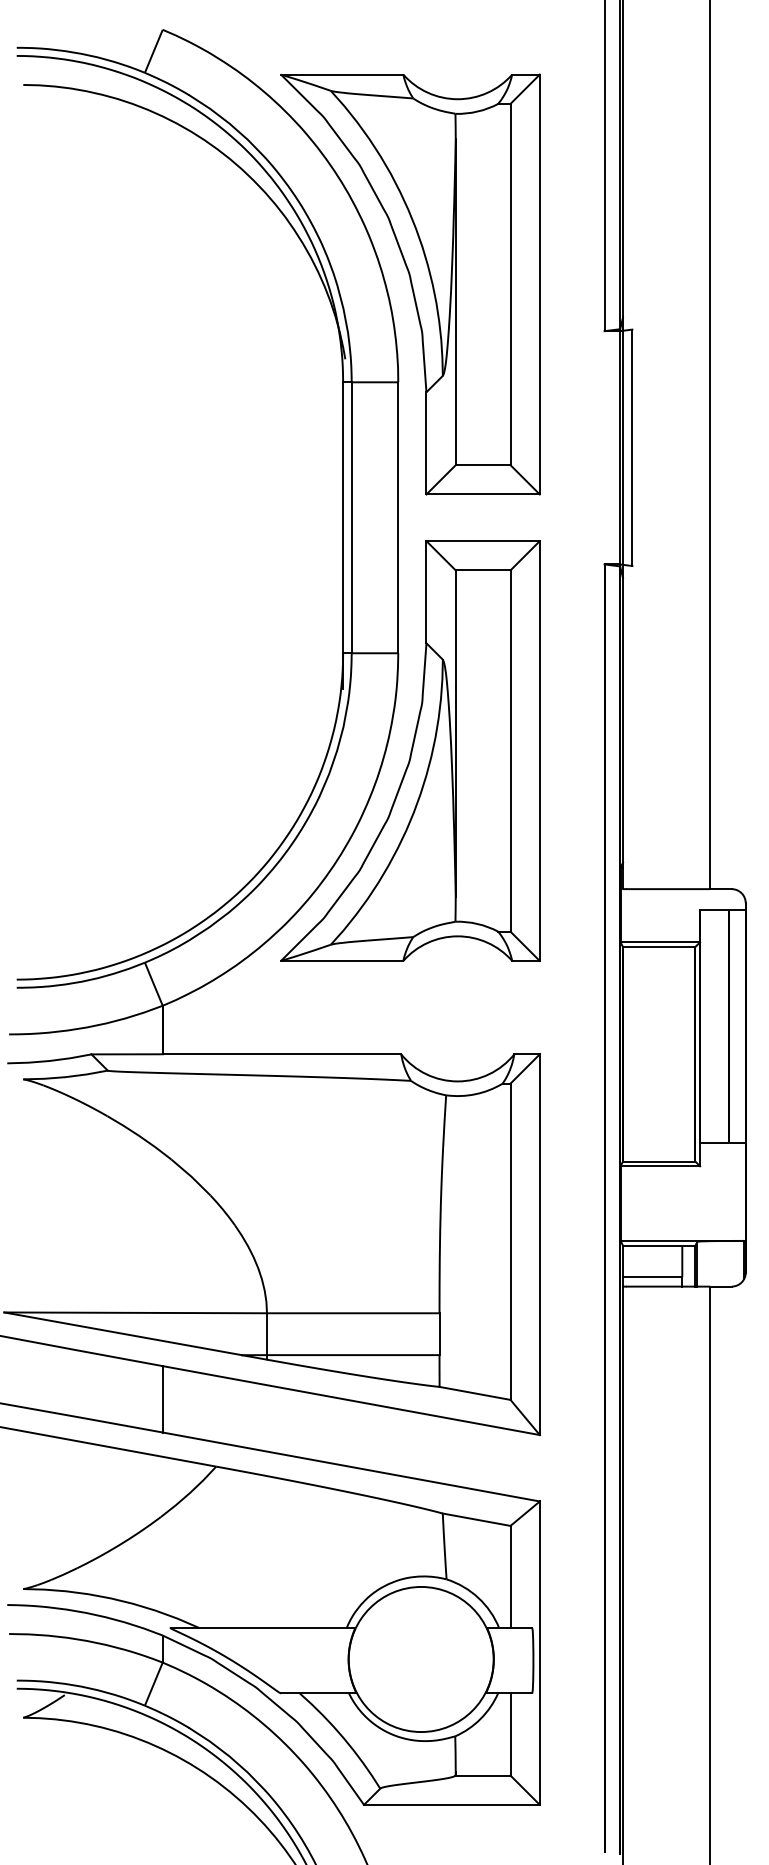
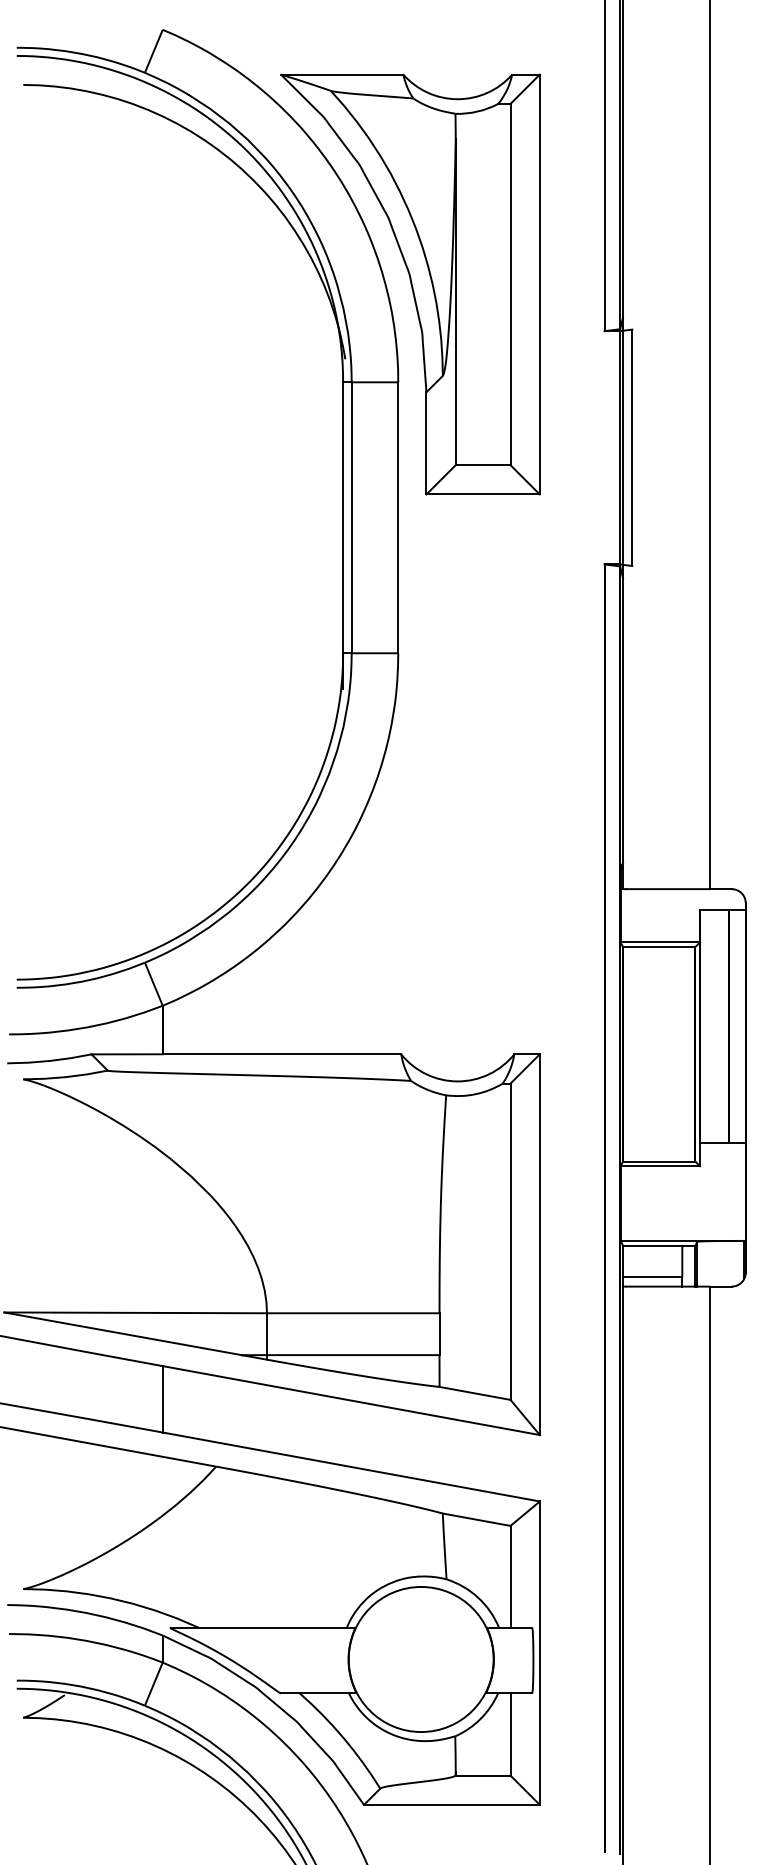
part: present -> none (410, 750)
